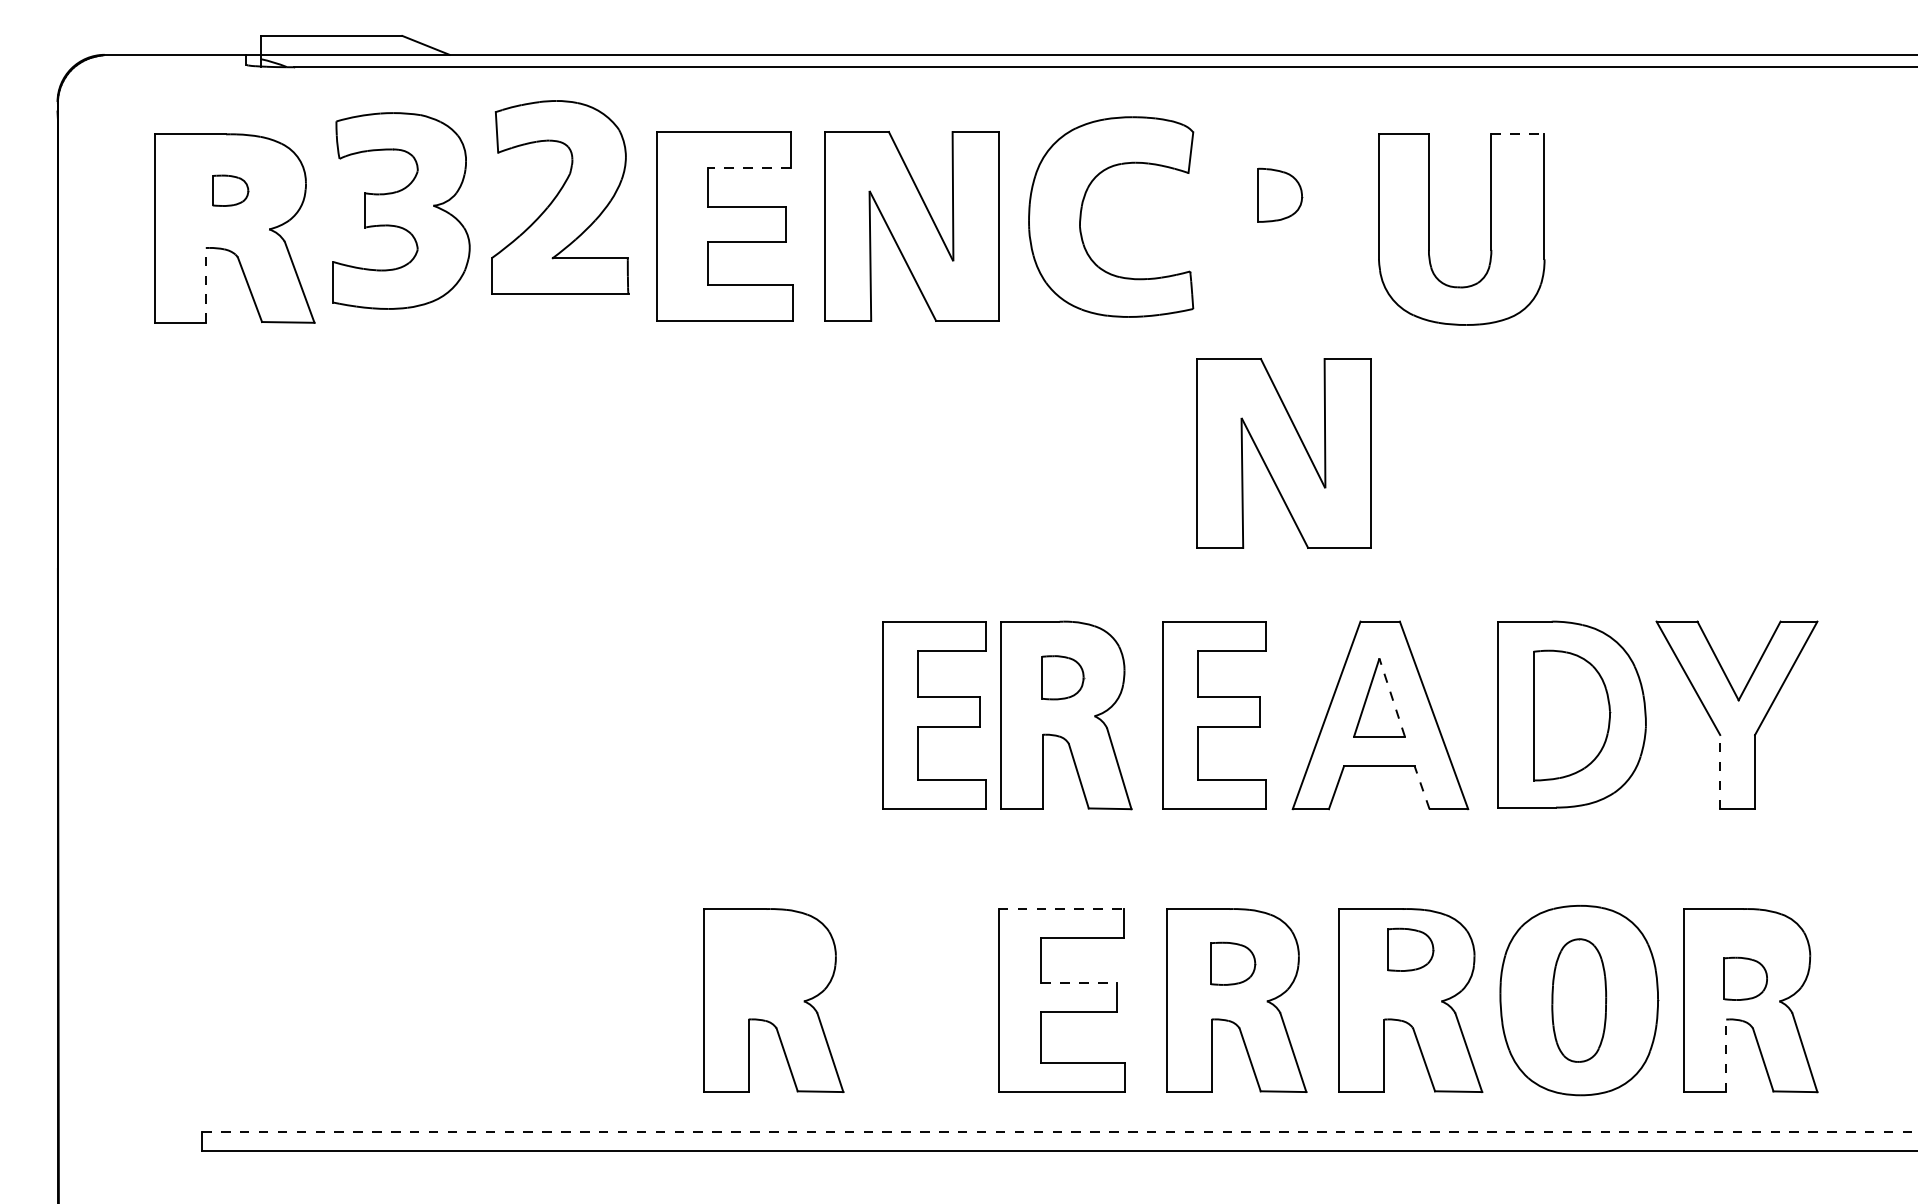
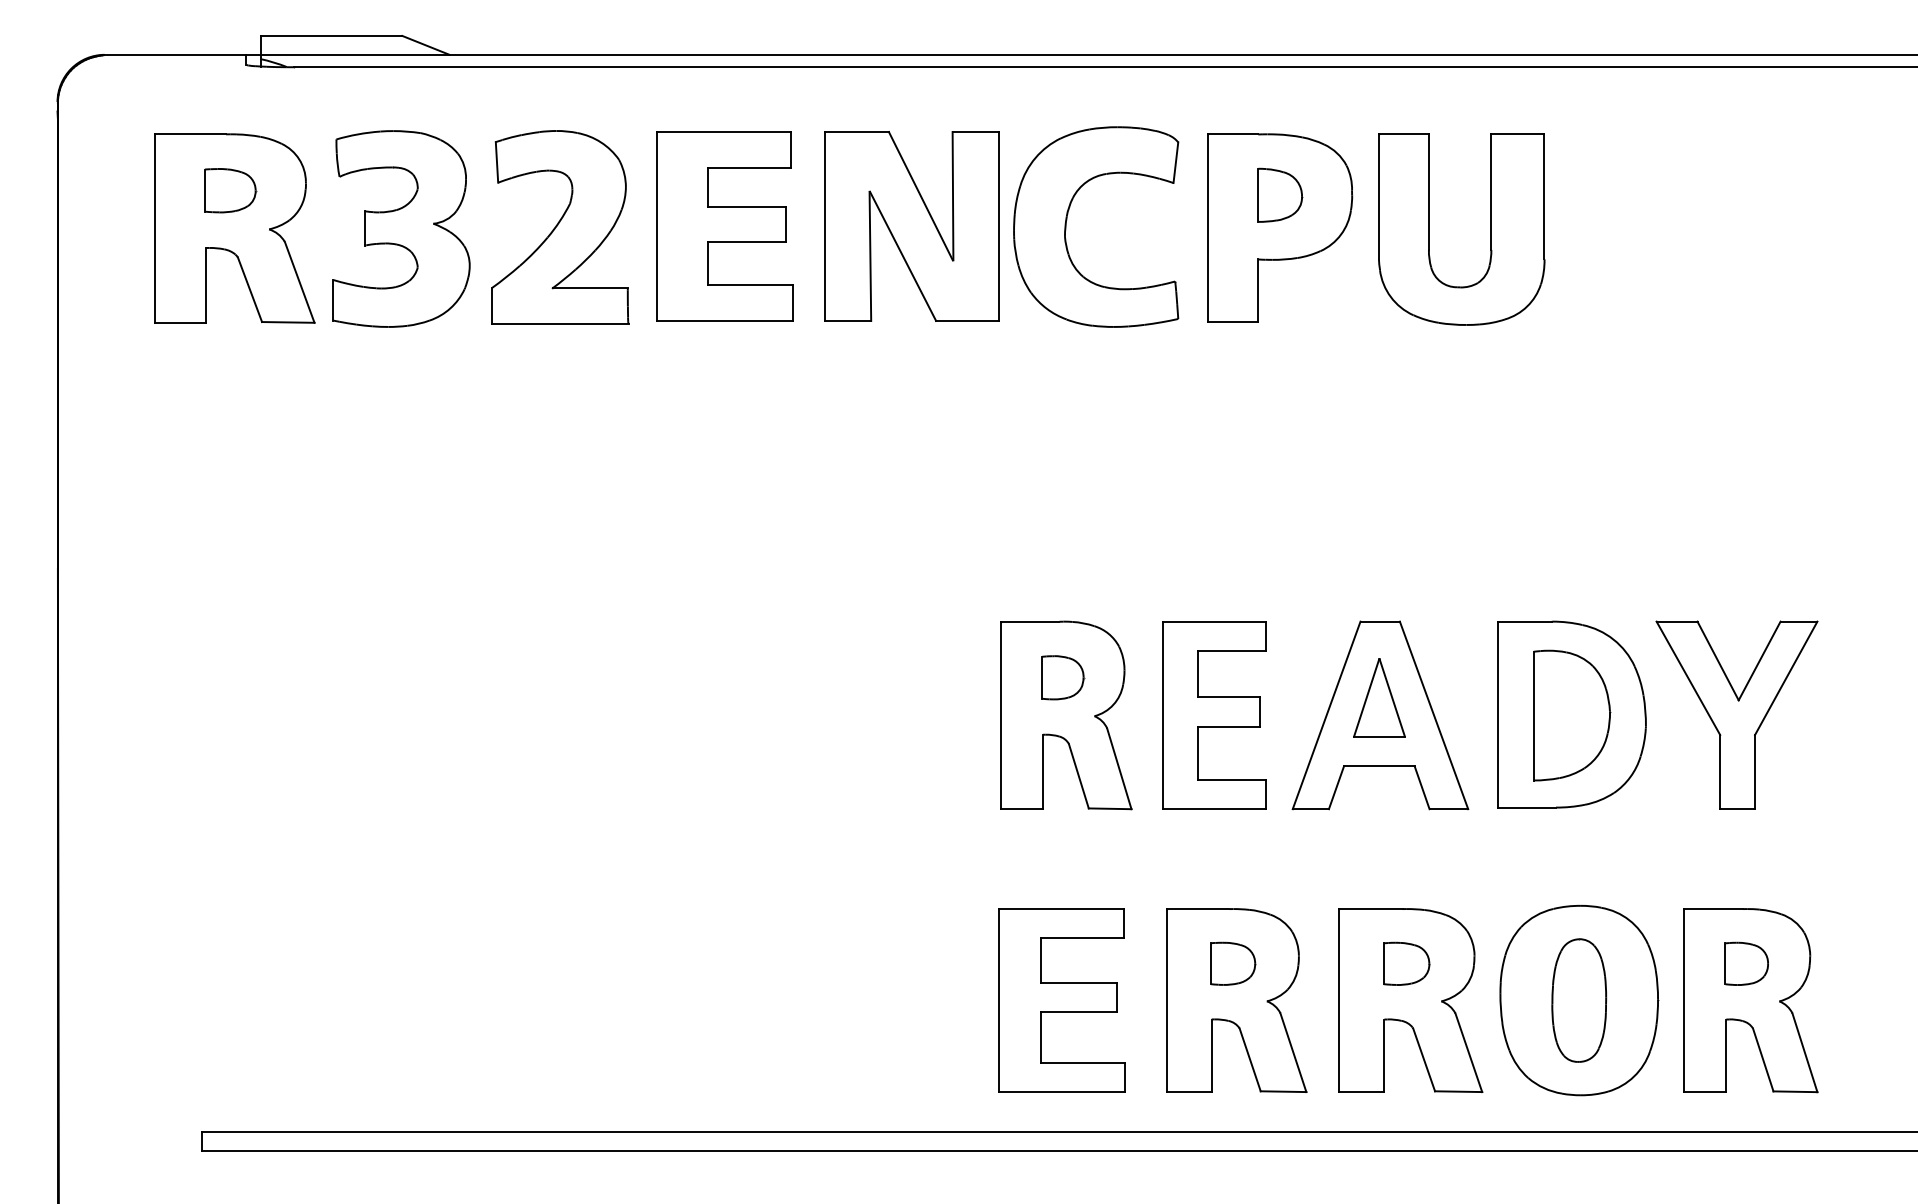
line: dashed -> solid (1517, 134)
line: dashed -> solid (748, 167)
part size: 38x33 px -> 54x46 px (230, 190)
part position: (560, 197) -> (560, 227) (560, 227)
part position: (401, 210) -> (401, 228) (401, 228)
part position: (1082, 210) -> (1067, 220) (1067, 220)
part: none -> present (1280, 227)
line: dashed -> solid (205, 284)
part: present -> none (1283, 453)
line: dashed -> solid (1392, 697)
part: present -> none (934, 715)
line: dashed -> solid (1720, 771)
line: dashed -> solid (1422, 787)
line: dashed -> solid (1061, 909)
part position: (1410, 949) -> (1406, 963) (1406, 963)
part position: (1745, 978) -> (1746, 963) (1746, 963)
line: dashed -> solid (1079, 983)
part: present -> none (773, 1000)
line: dashed -> solid (1726, 1055)
line: dashed -> solid (1059, 1131)
